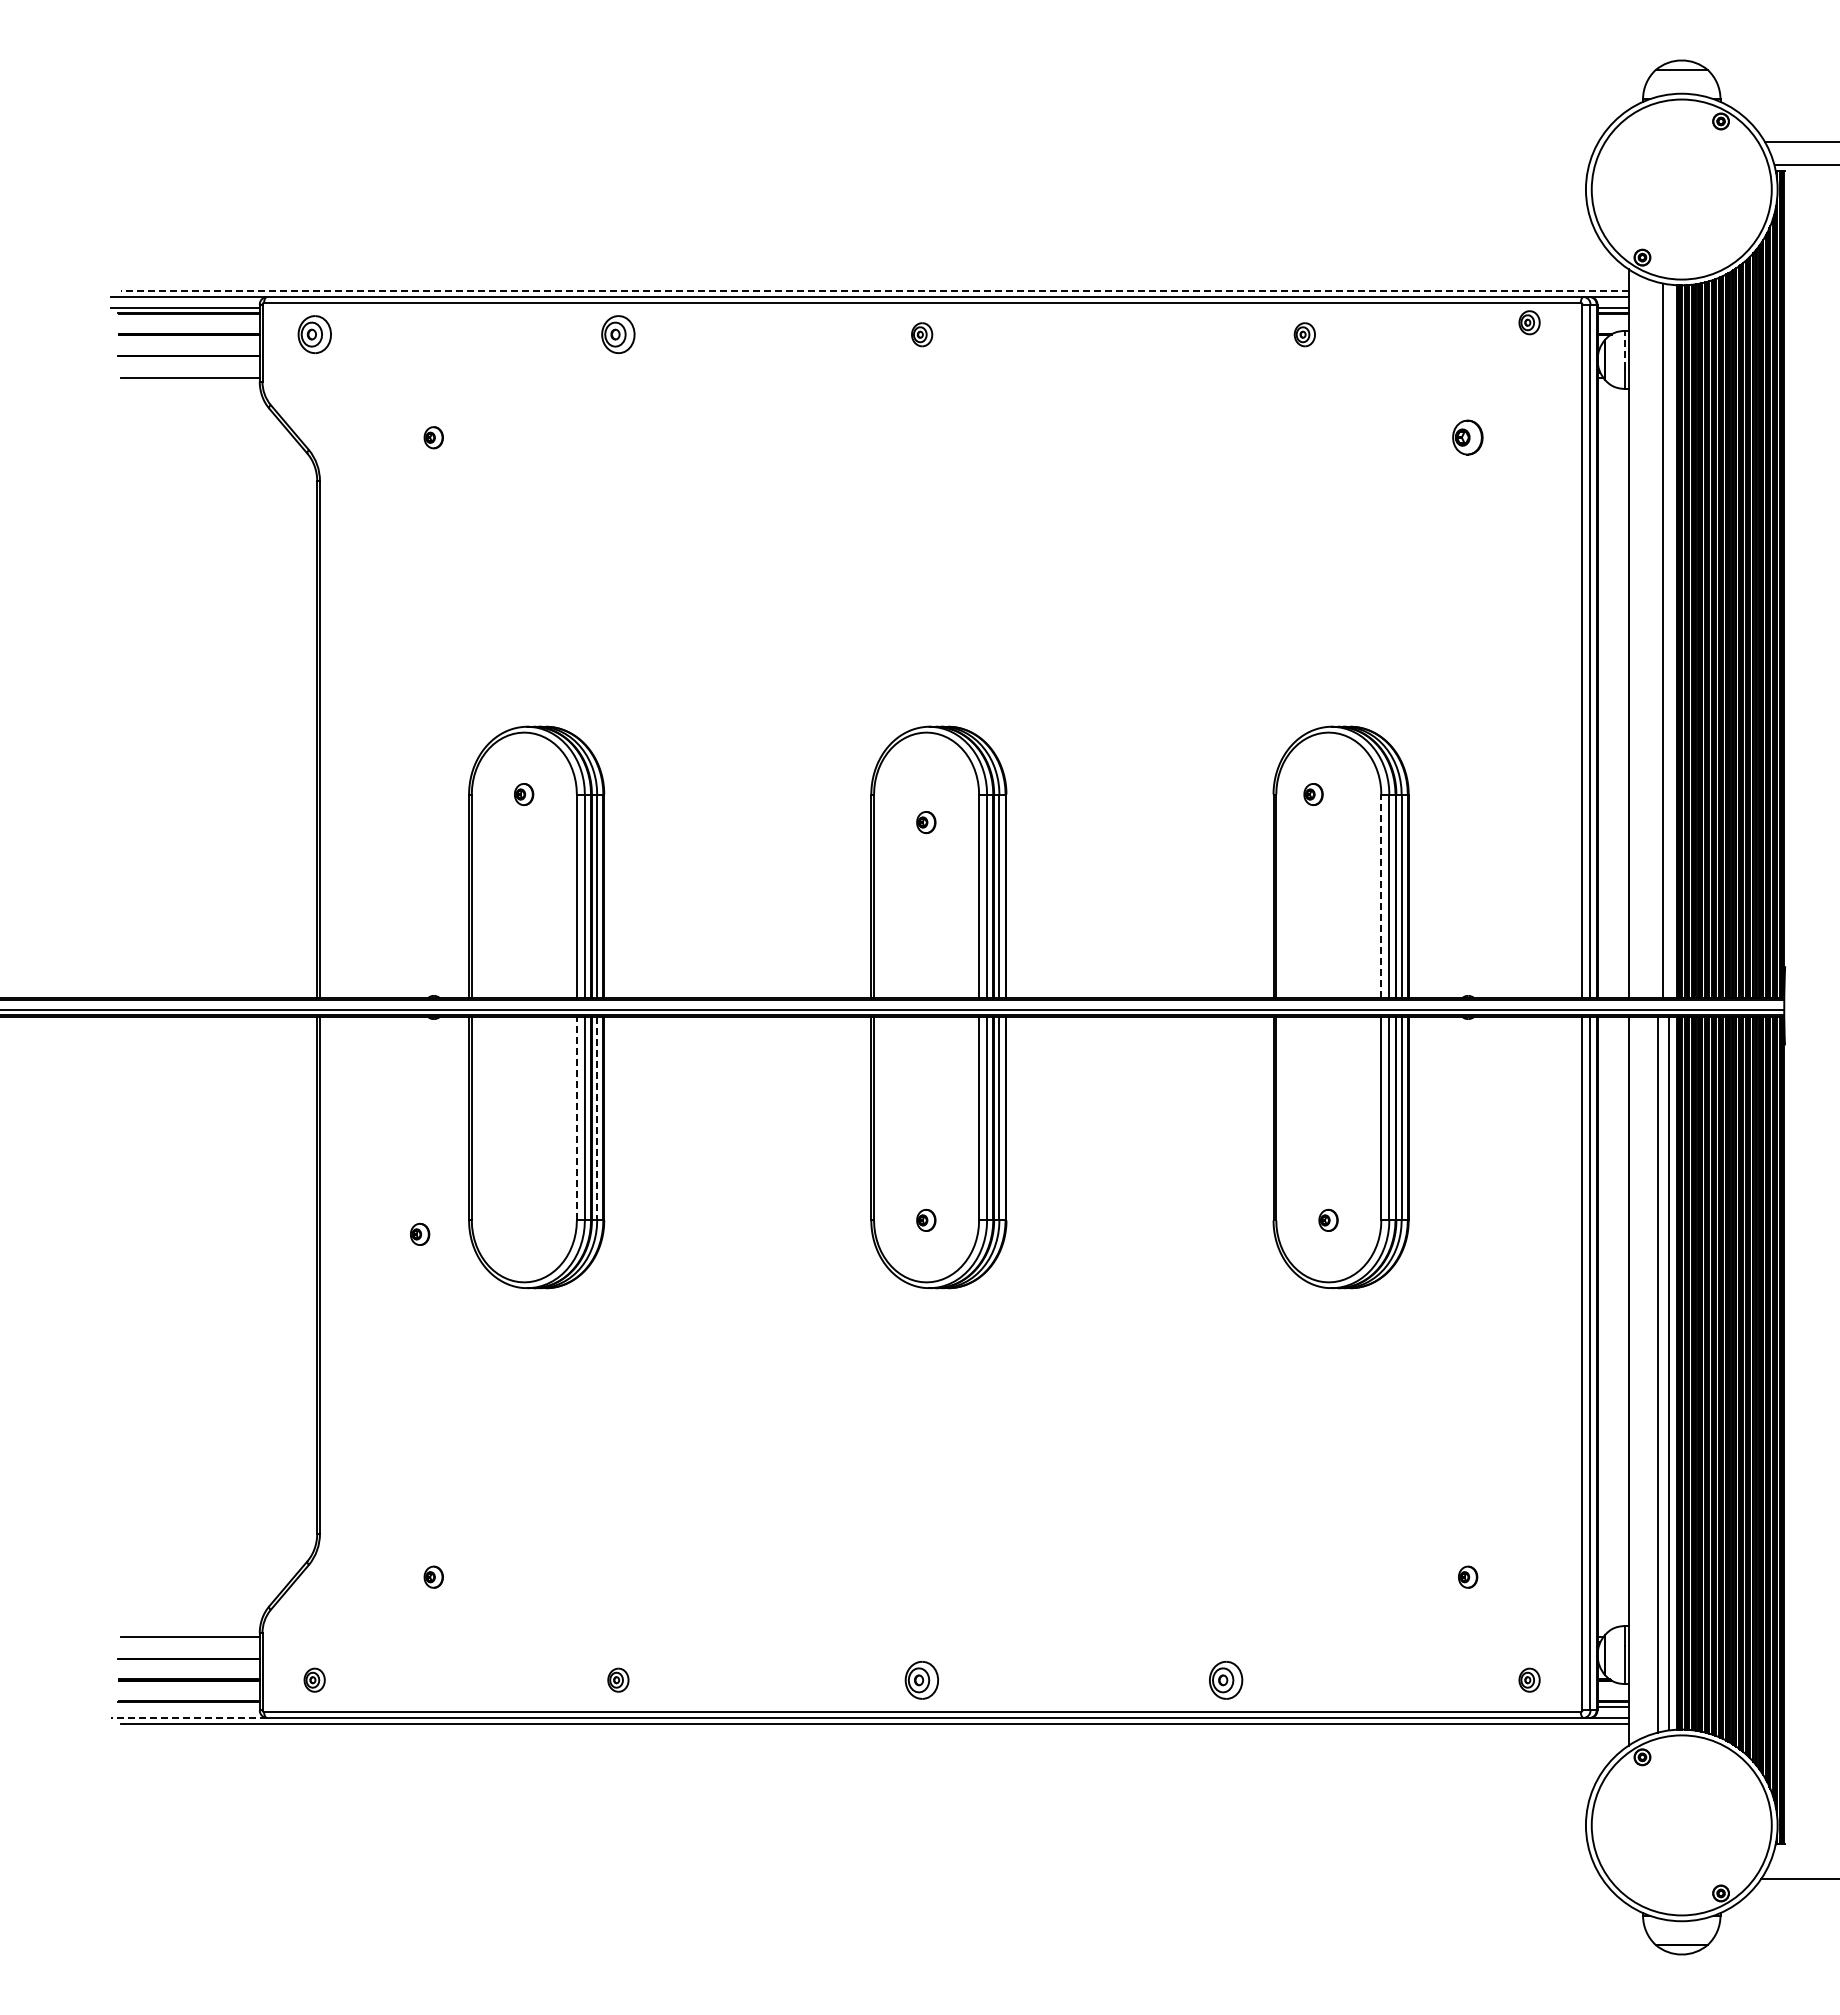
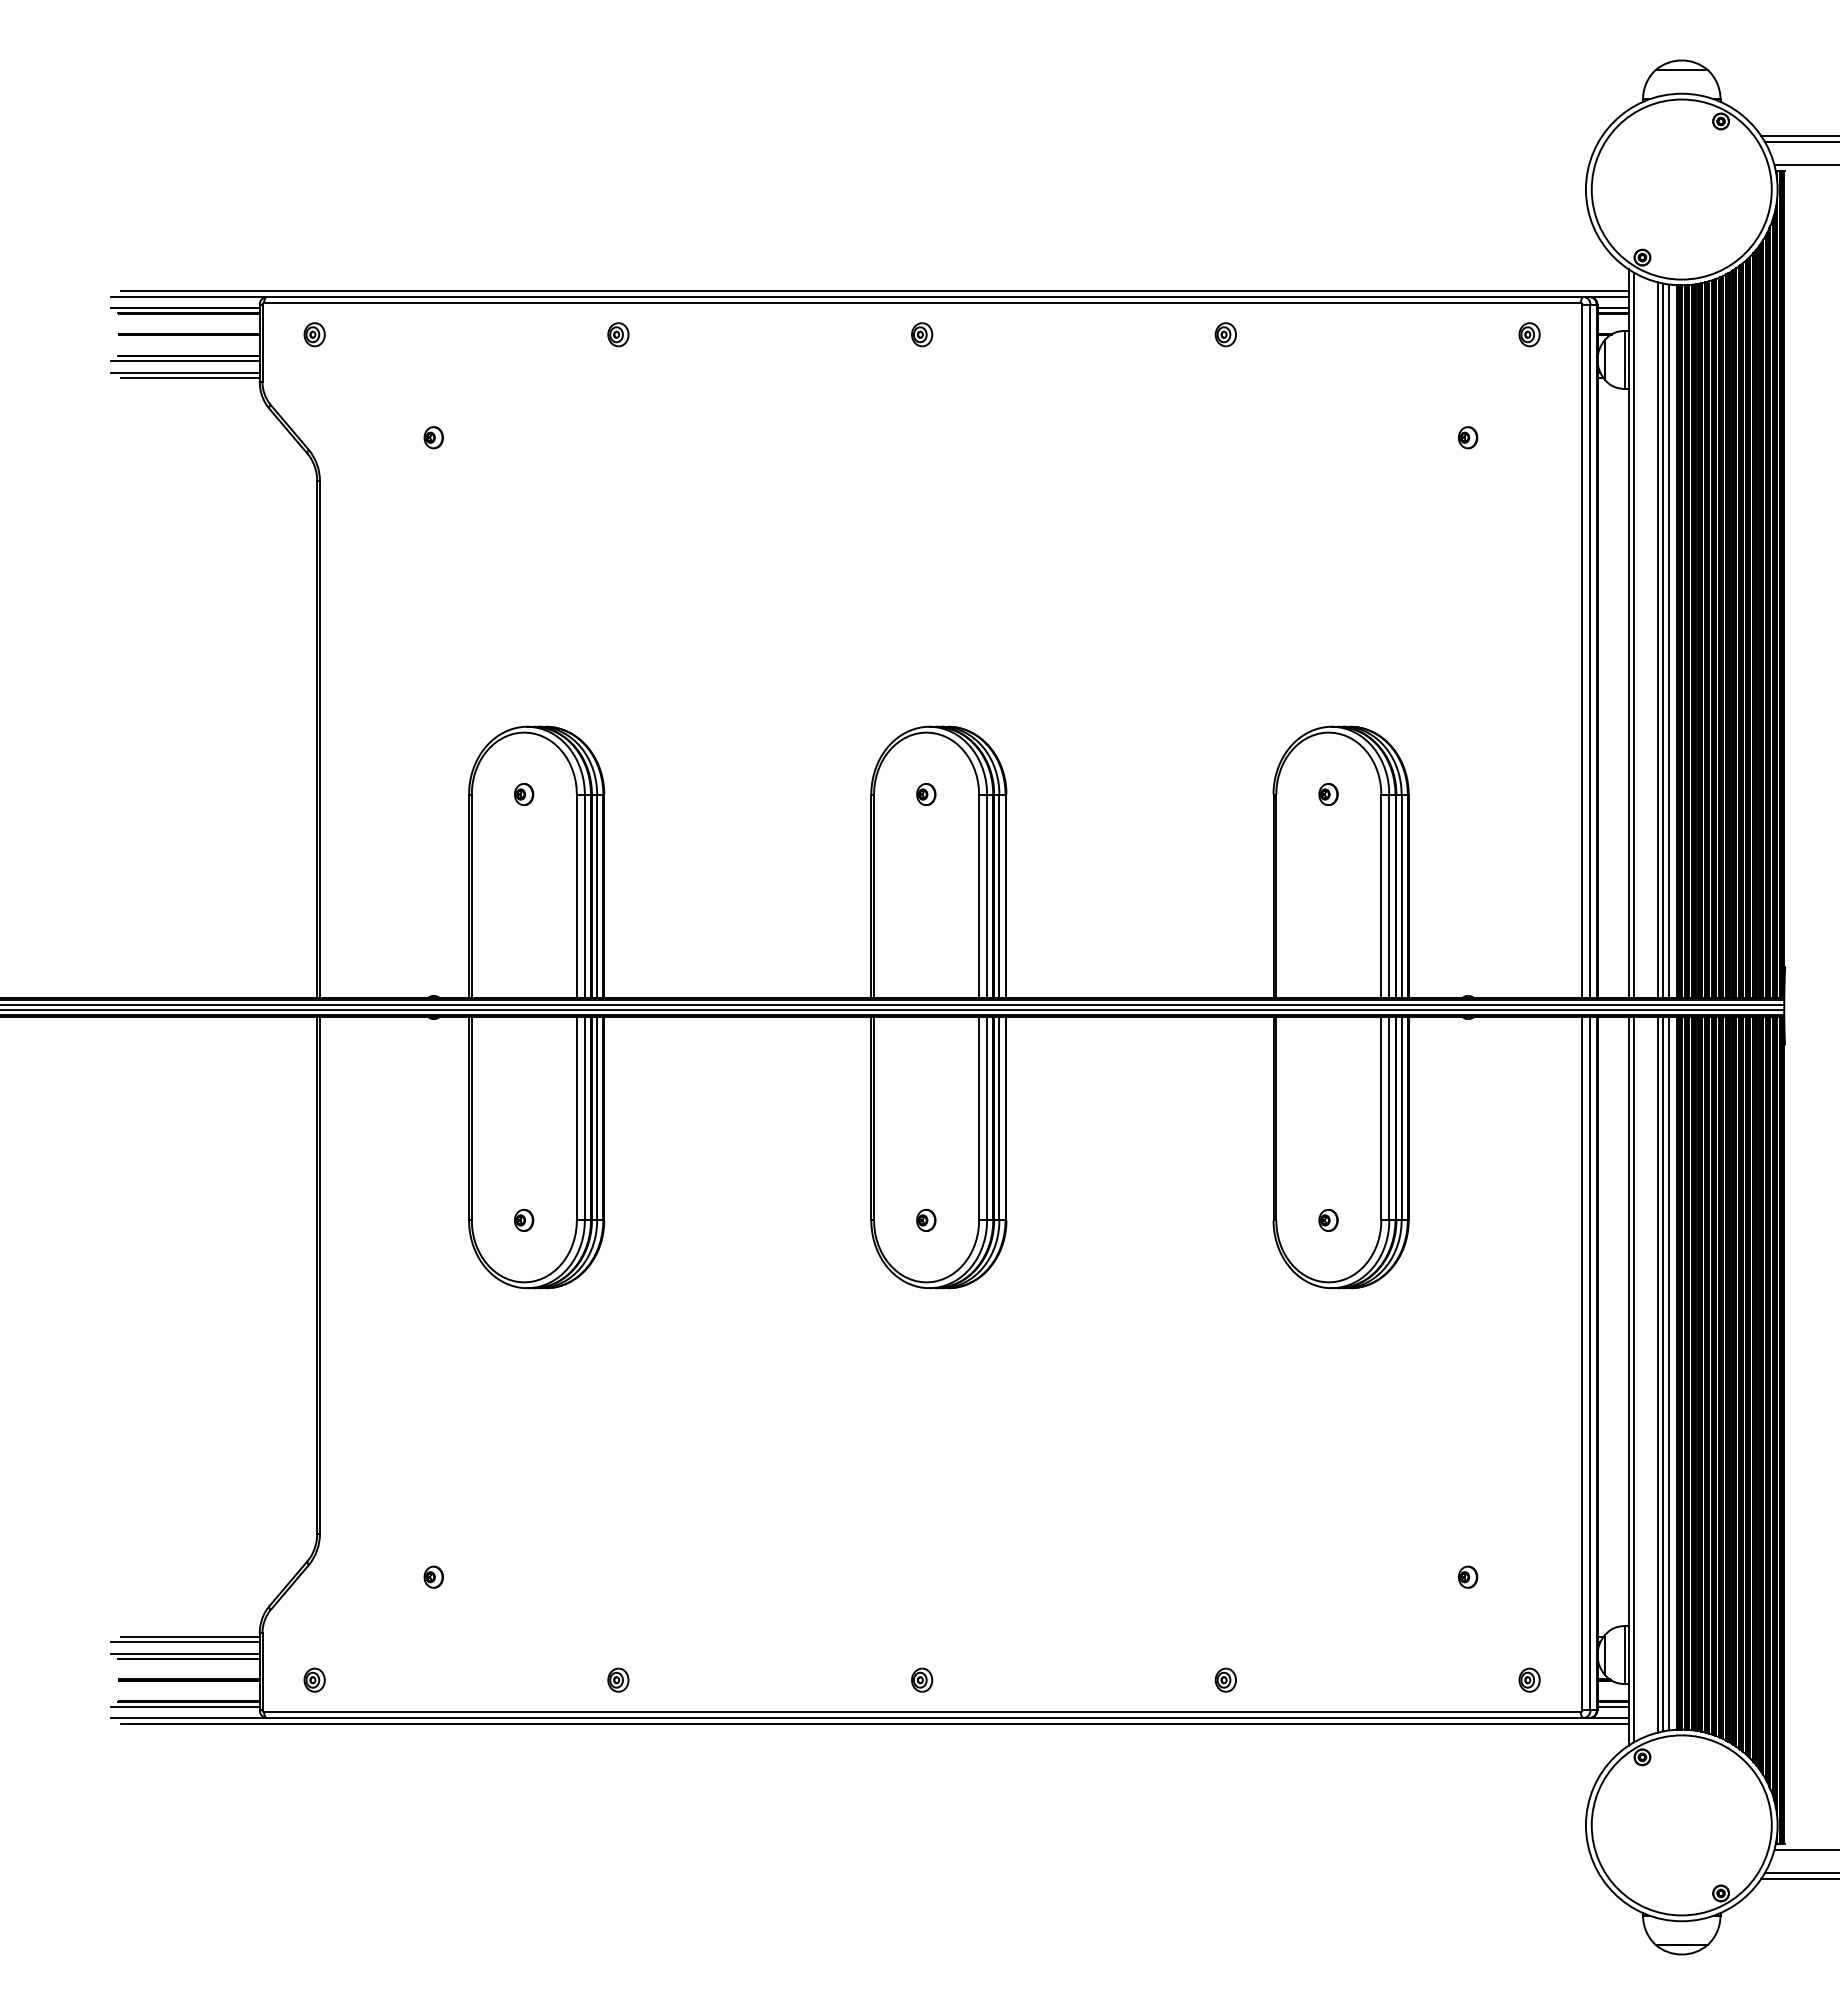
line: none -> present (1798, 136)
line: dashed -> solid (875, 291)
part position: (1529, 322) -> (1529, 334) (1529, 334)
part size: 35x39 px -> 23x26 px (314, 334)
part size: 35x39 px -> 23x26 px (618, 334)
part position: (1304, 334) -> (1225, 334) (1225, 334)
line: dashed -> solid (1624, 349)
line: none -> present (184, 361)
line: none -> present (184, 372)
part size: 32x37 px -> 21x24 px (1468, 437)
line: none -> present (1634, 634)
line: none -> present (1657, 639)
line: none -> present (1669, 640)
part position: (1313, 794) -> (1328, 794) (1328, 794)
part position: (926, 822) -> (926, 794) (926, 794)
line: dashed -> solid (1381, 896)
line: none -> present (893, 1004)
line: dashed -> solid (576, 1118)
line: dashed -> solid (597, 1118)
part position: (420, 1233) -> (524, 1219) (524, 1219)
line: none -> present (1663, 1374)
line: none -> present (1634, 1379)
line: none -> present (184, 1642)
line: none -> present (184, 1653)
part size: 36x40 px -> 23x26 px (922, 1679)
part size: 35x40 px -> 23x26 px (1225, 1679)
line: none -> present (184, 1706)
line: dashed -> solid (188, 1717)
line: none -> present (1805, 1849)
line: none -> present (1800, 1872)
